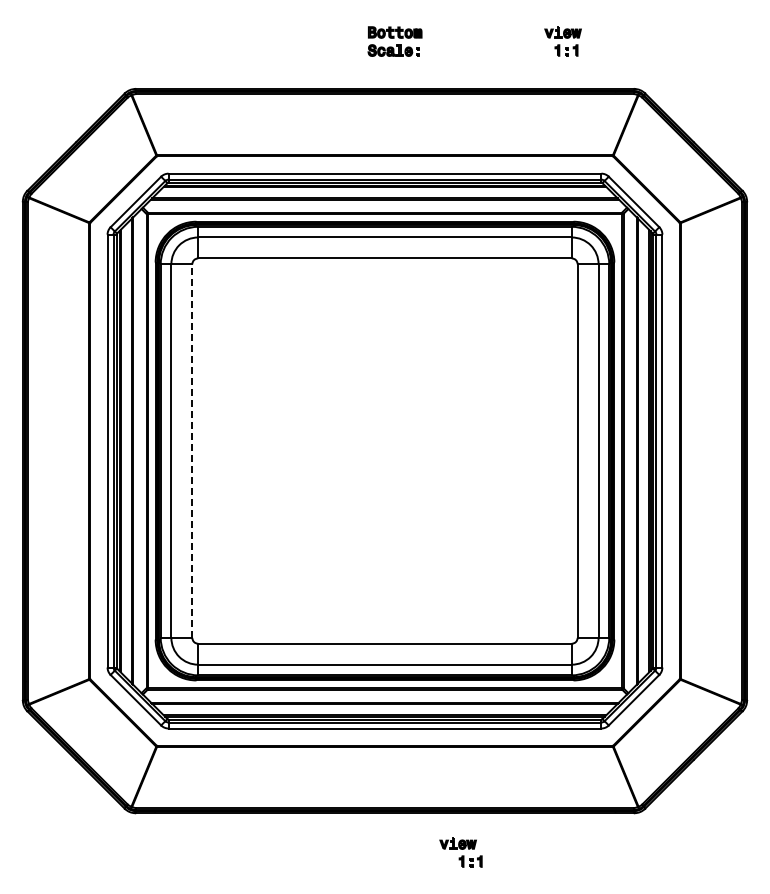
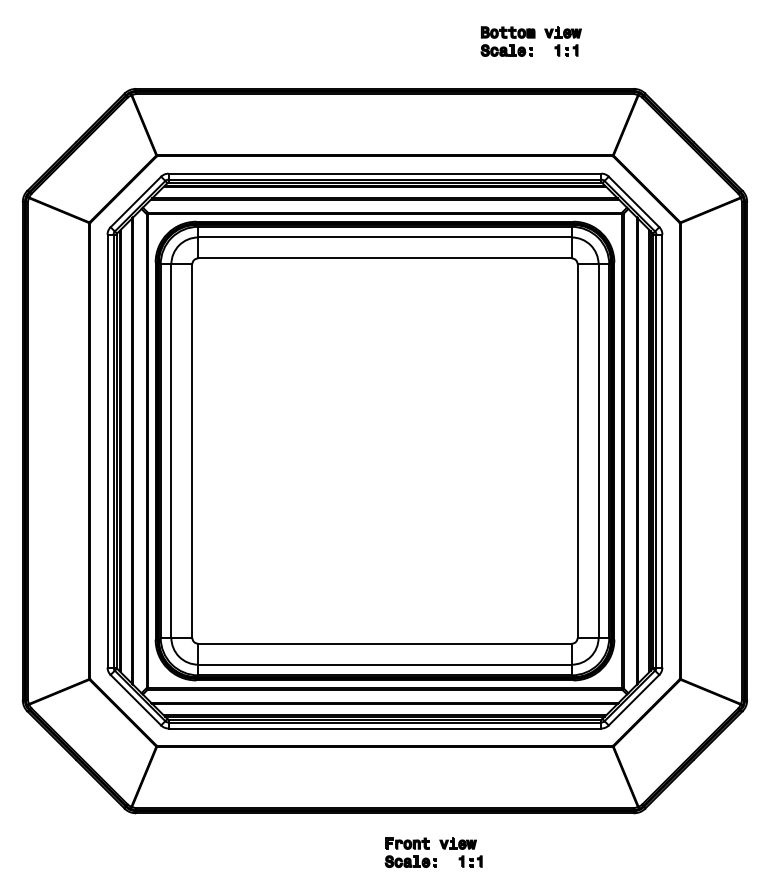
part position: (394, 41) -> (507, 41) (507, 41)
line: dashed -> solid (192, 451)
part: none -> present (410, 852)
